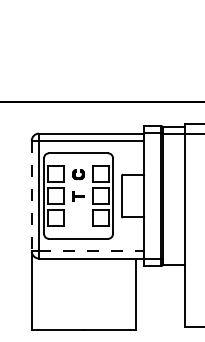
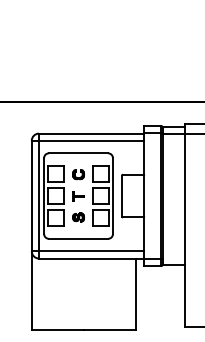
line: dashed -> solid (31, 196)
part: none -> present (78, 217)
line: dashed -> solid (91, 251)
